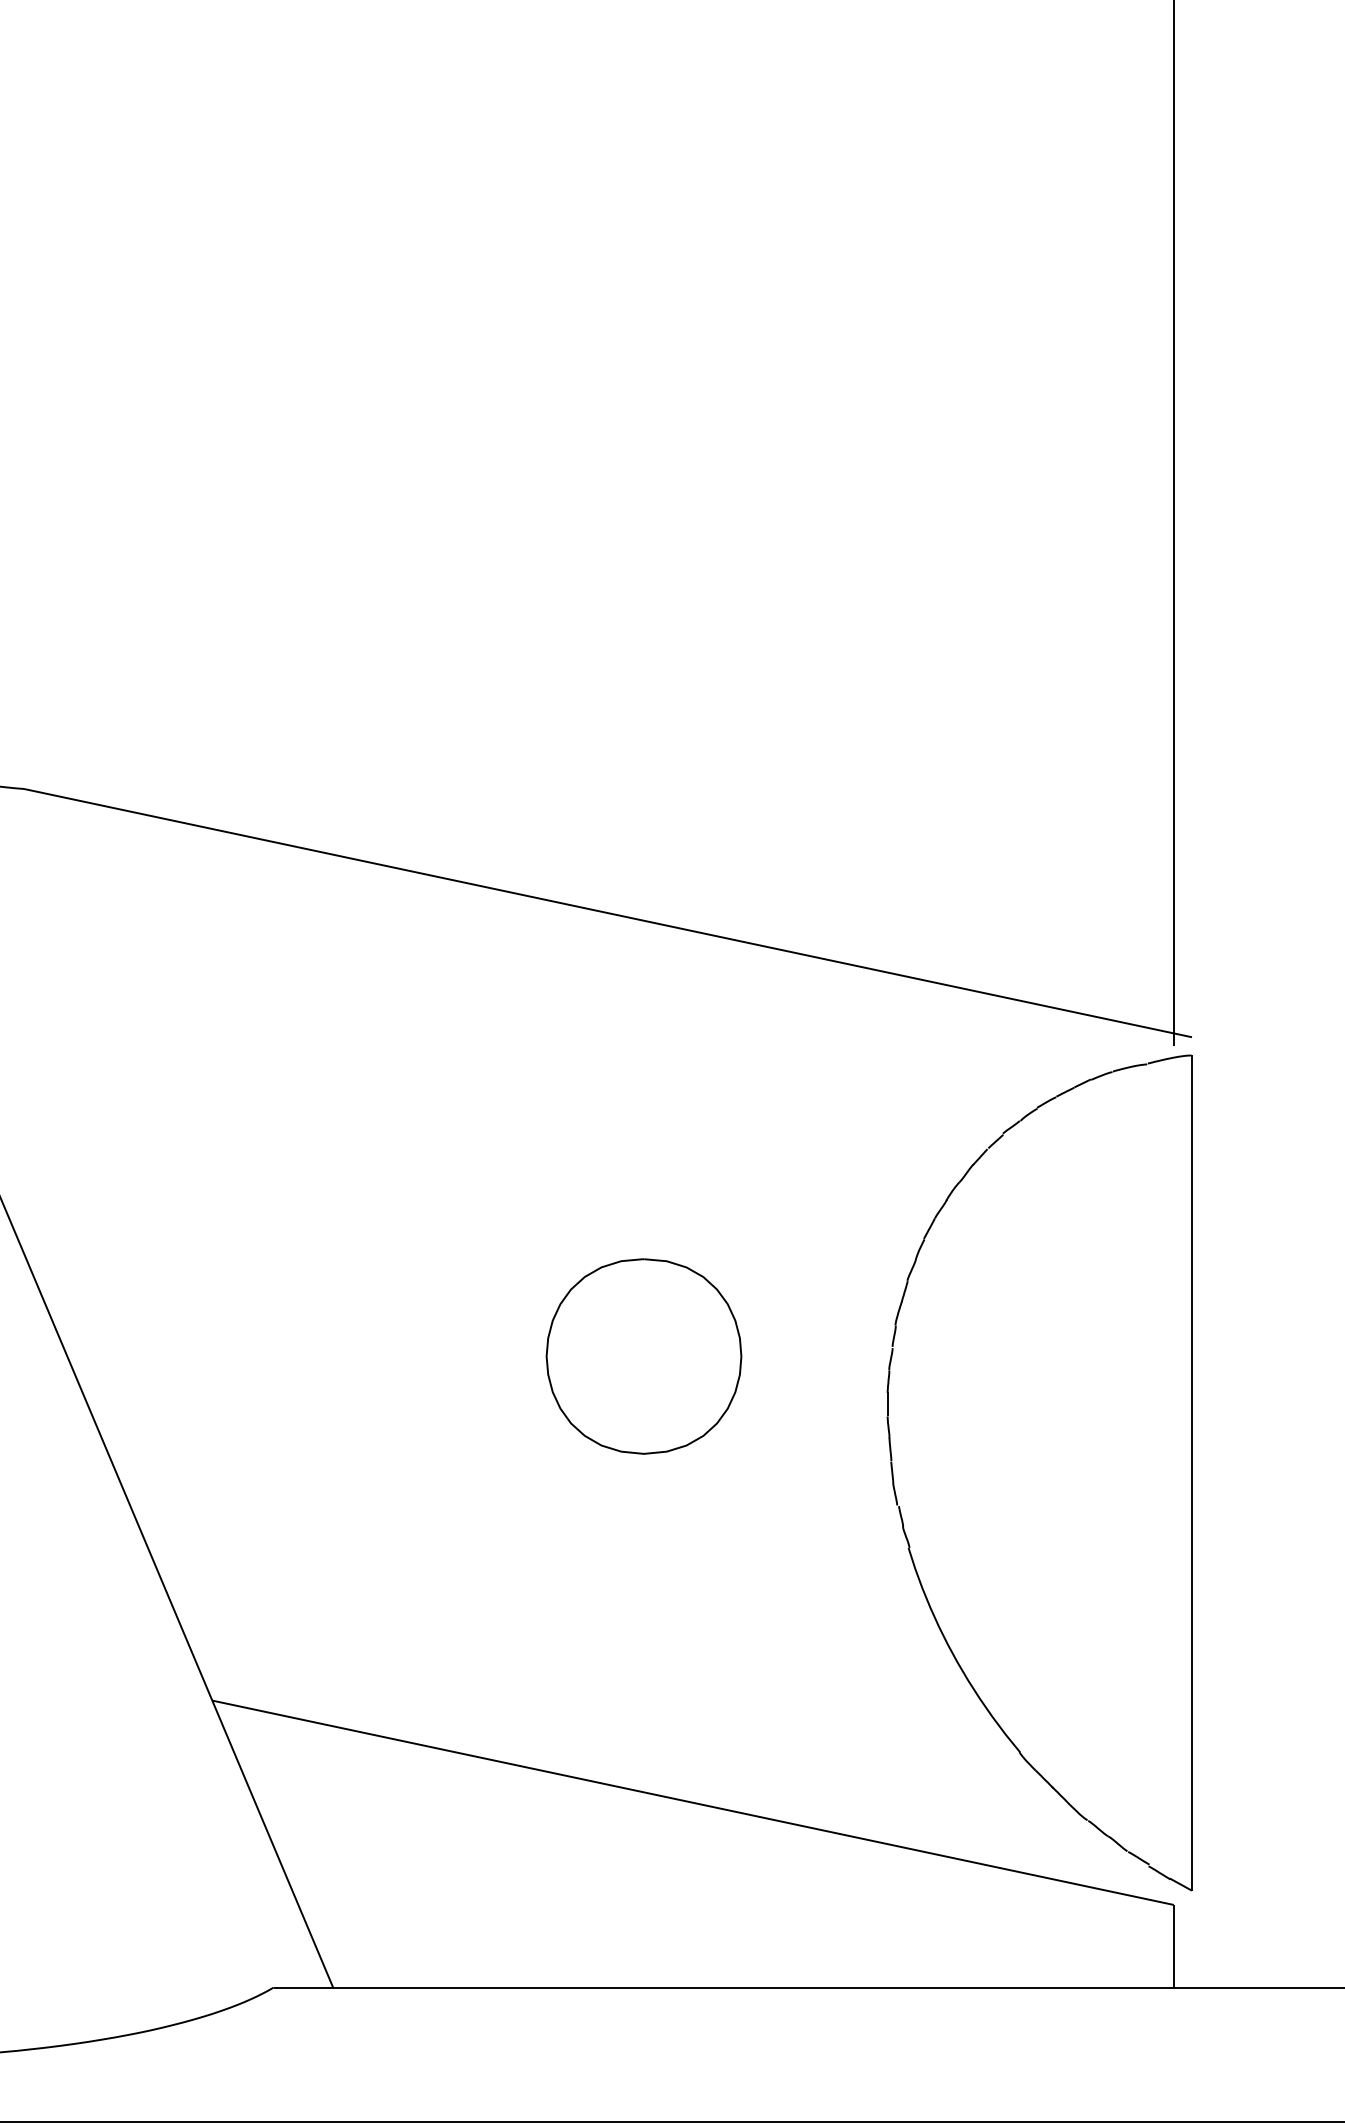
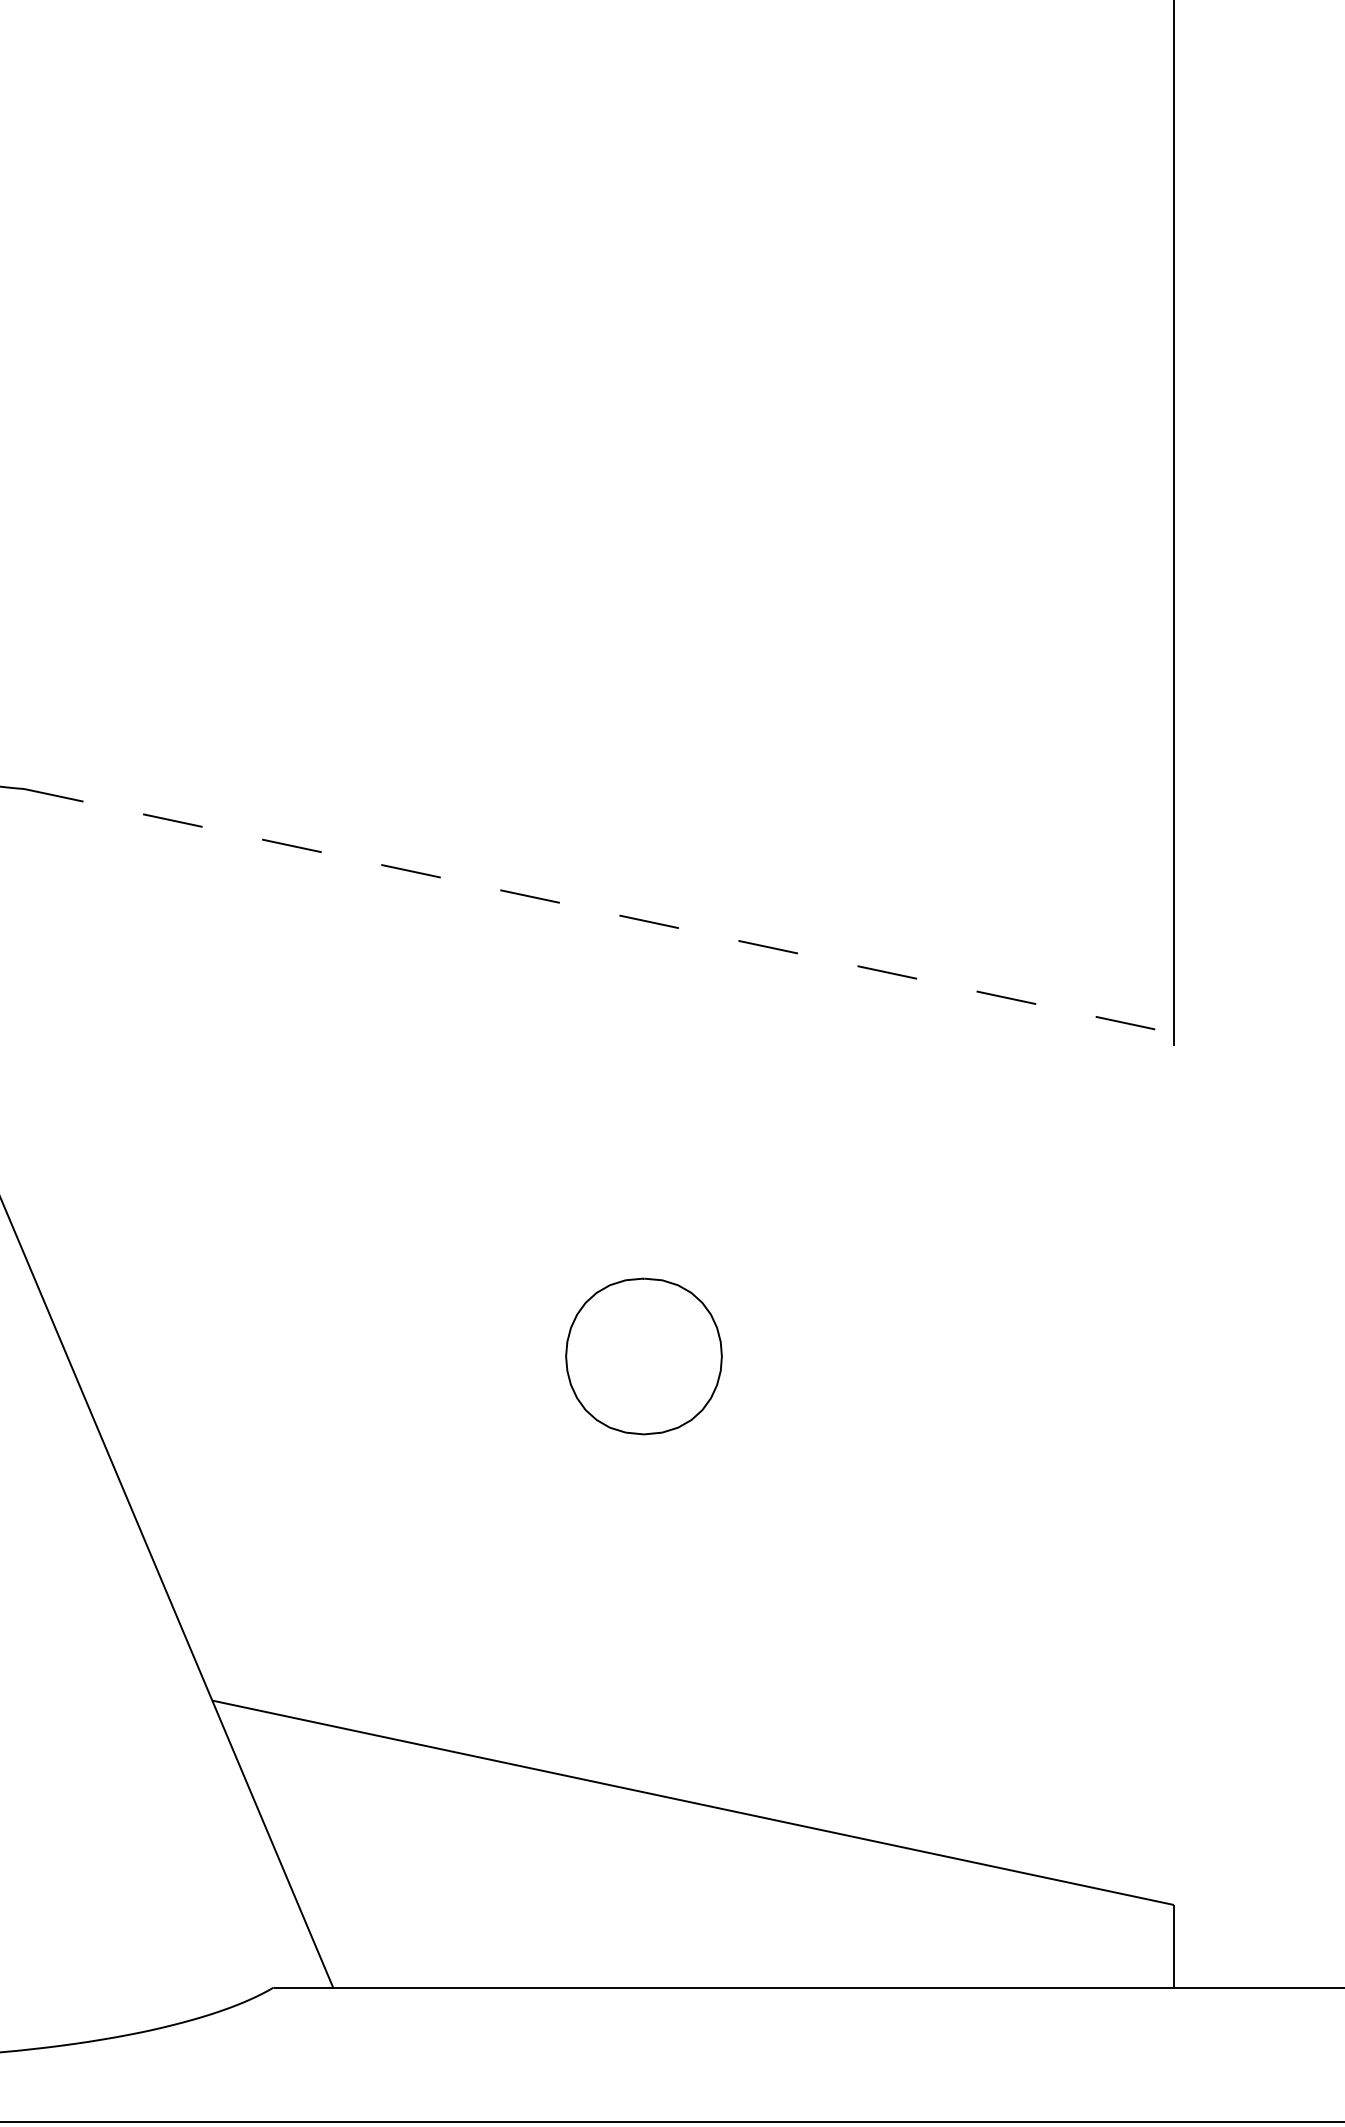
line: solid -> dashed (608, 913)
part size: 198x197 px -> 158x159 px (643, 1356)
part: present -> none (900, 1507)
